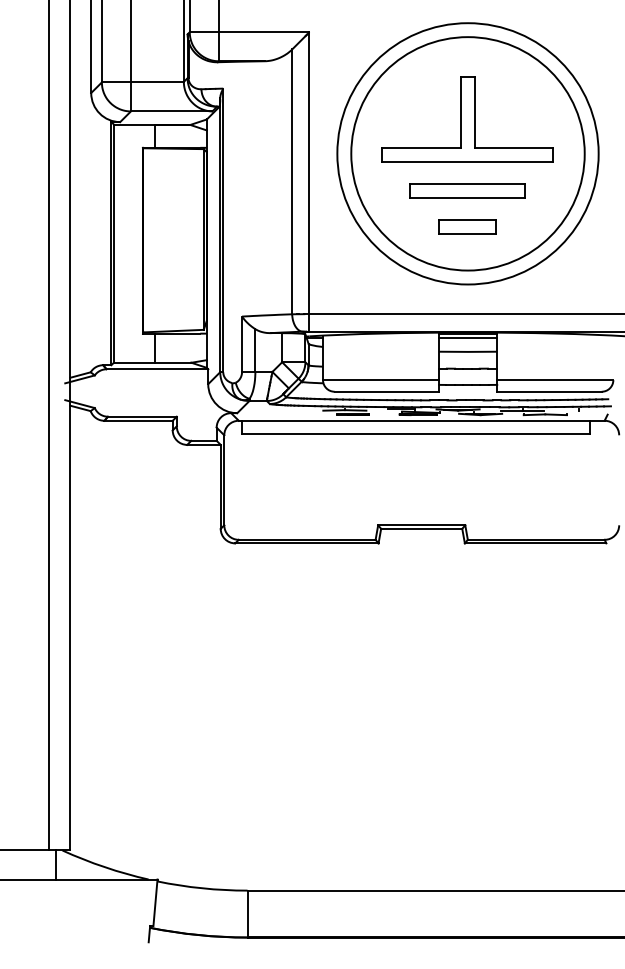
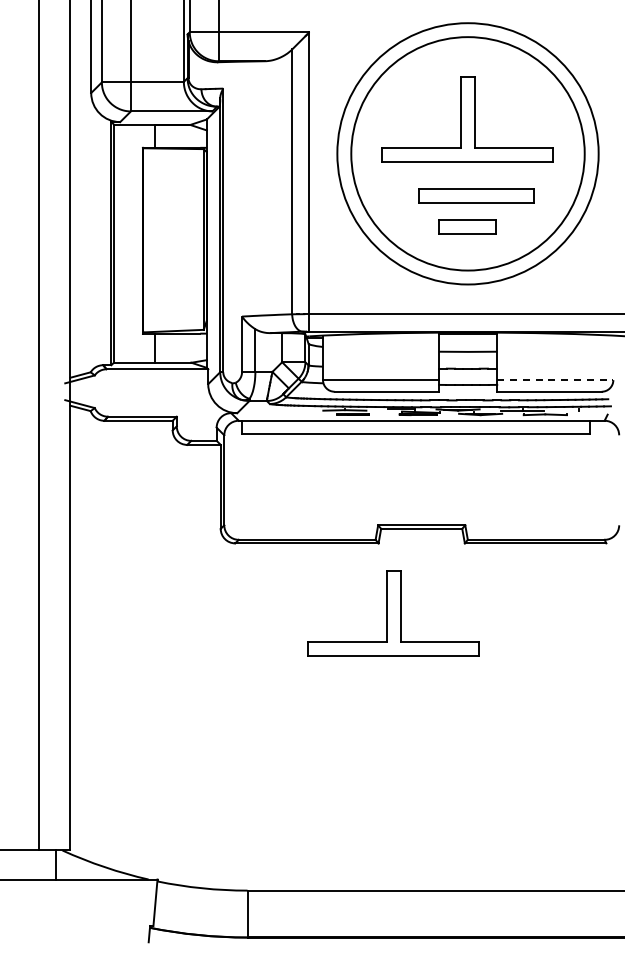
part position: (467, 190) -> (476, 195) (476, 195)
line: present -> none (468, 337)
line: solid -> dashed (555, 380)
line position: (49, 426) -> (39, 426) (39, 426)
part: none -> present (393, 613)
